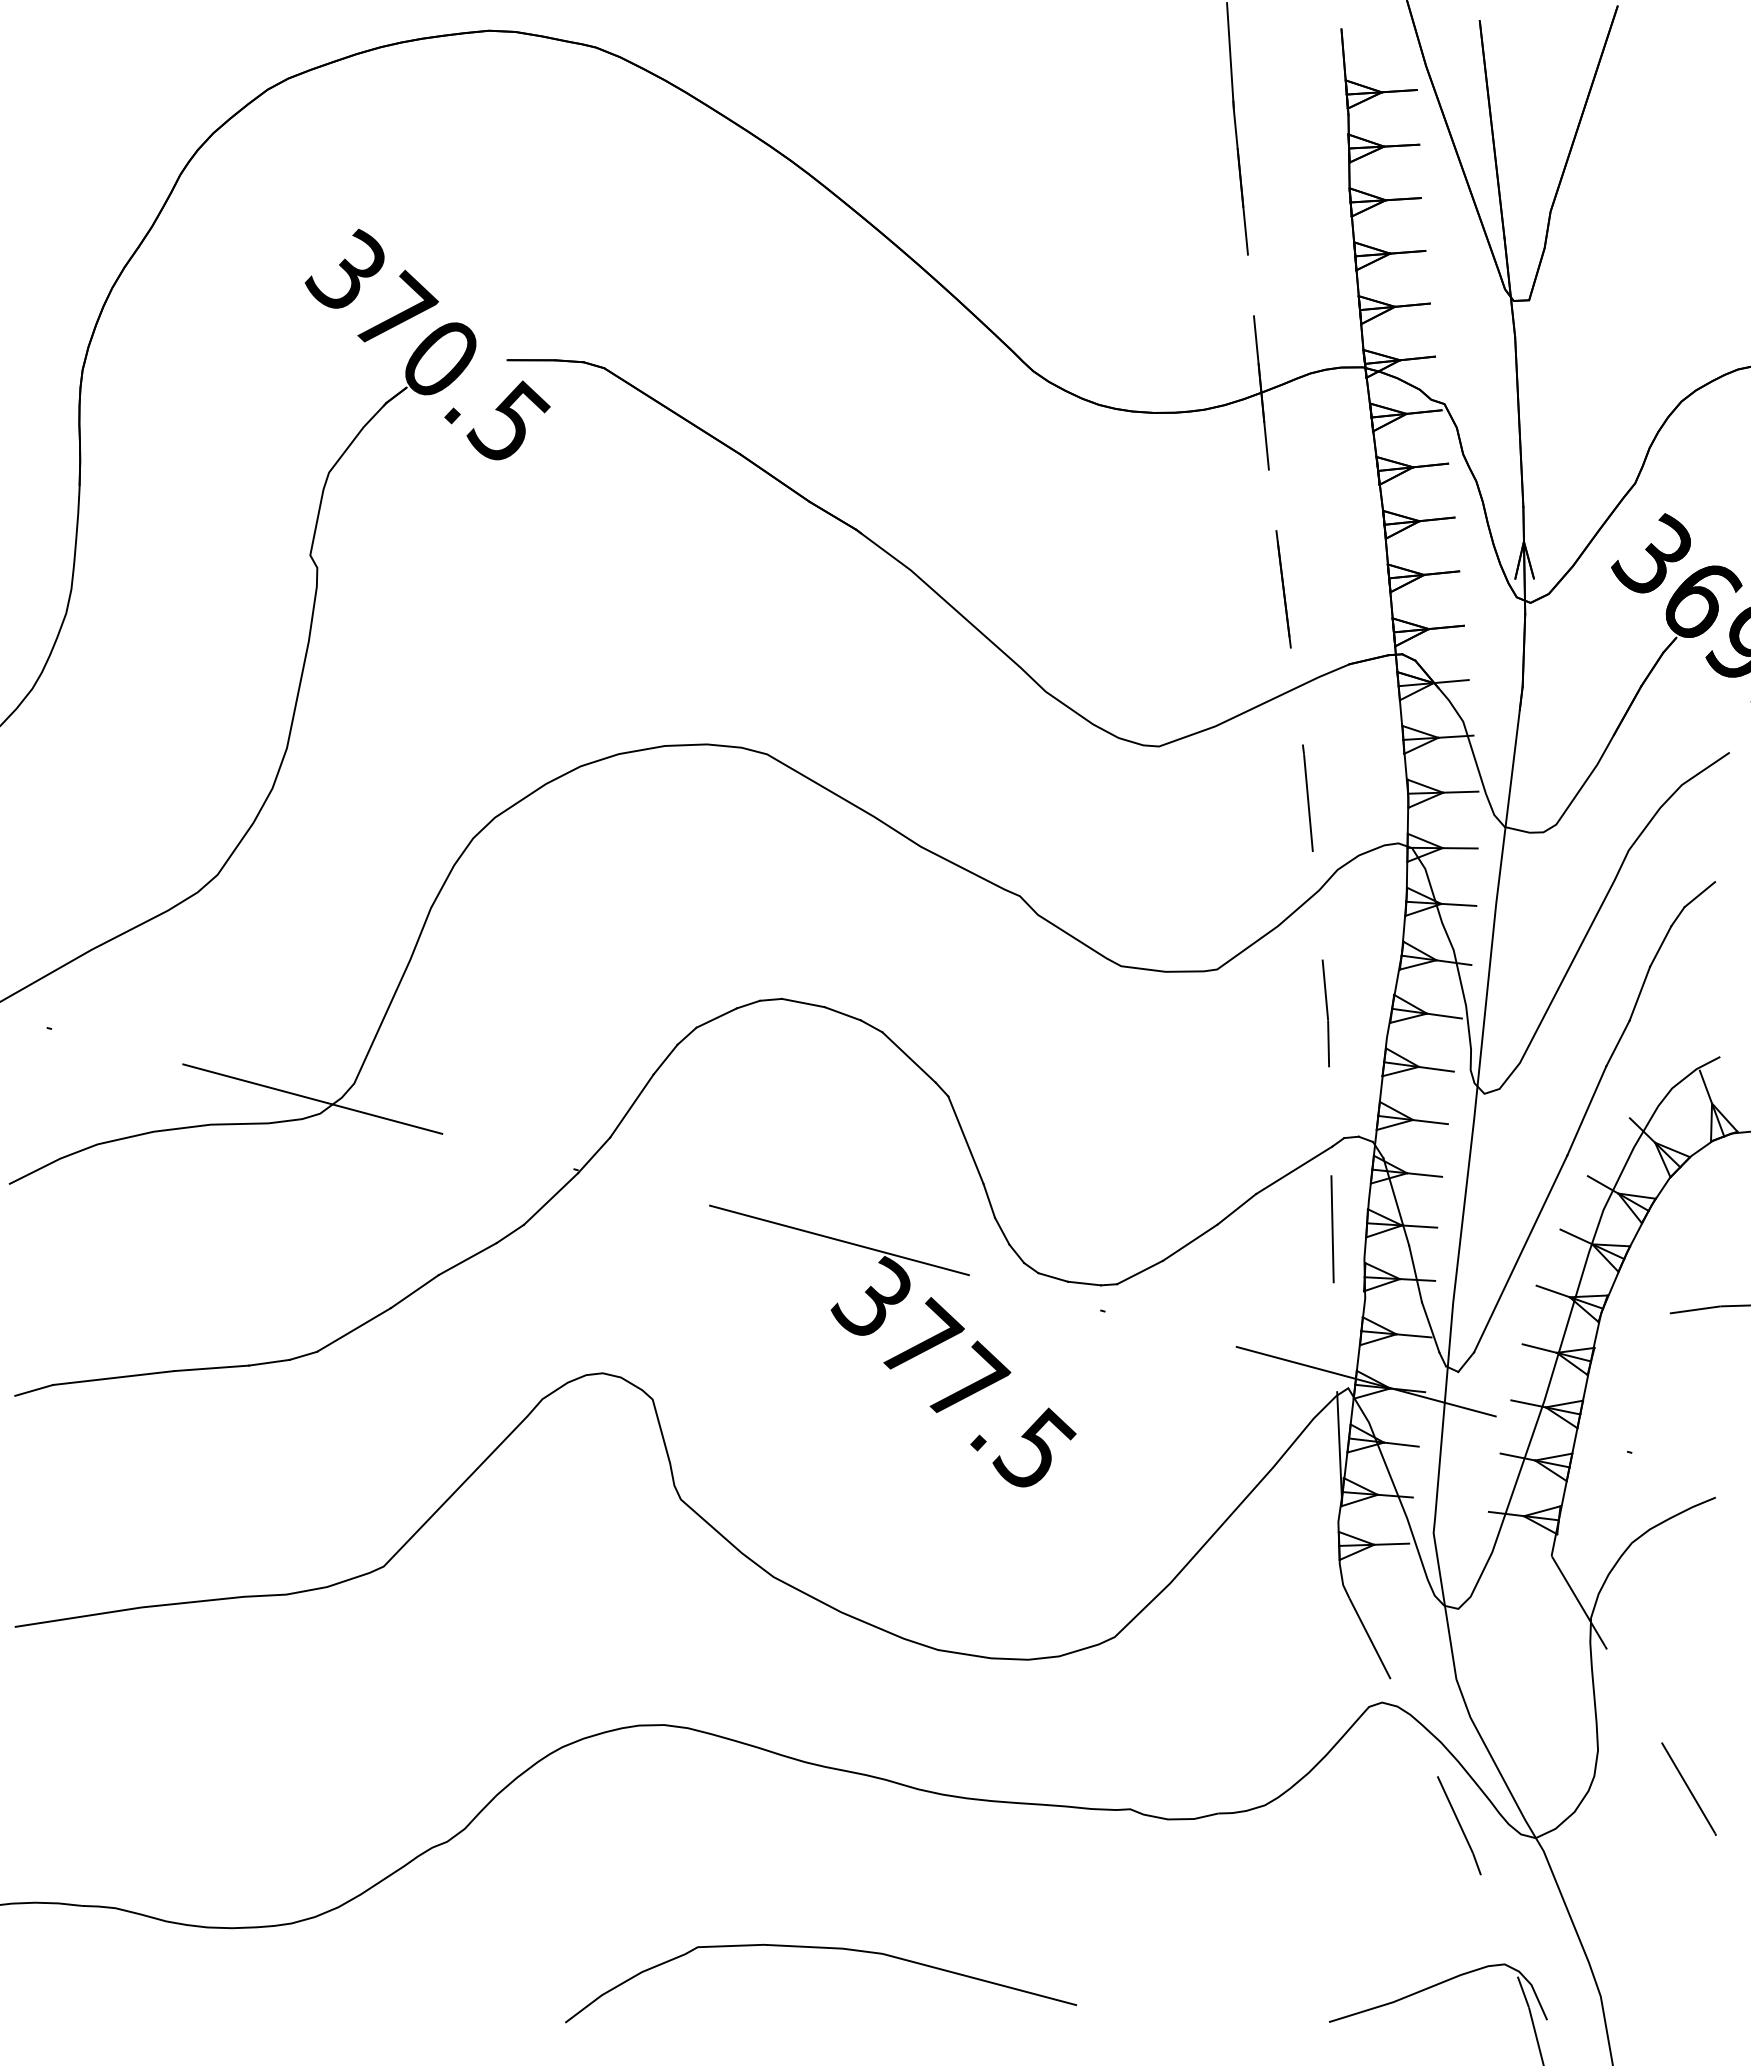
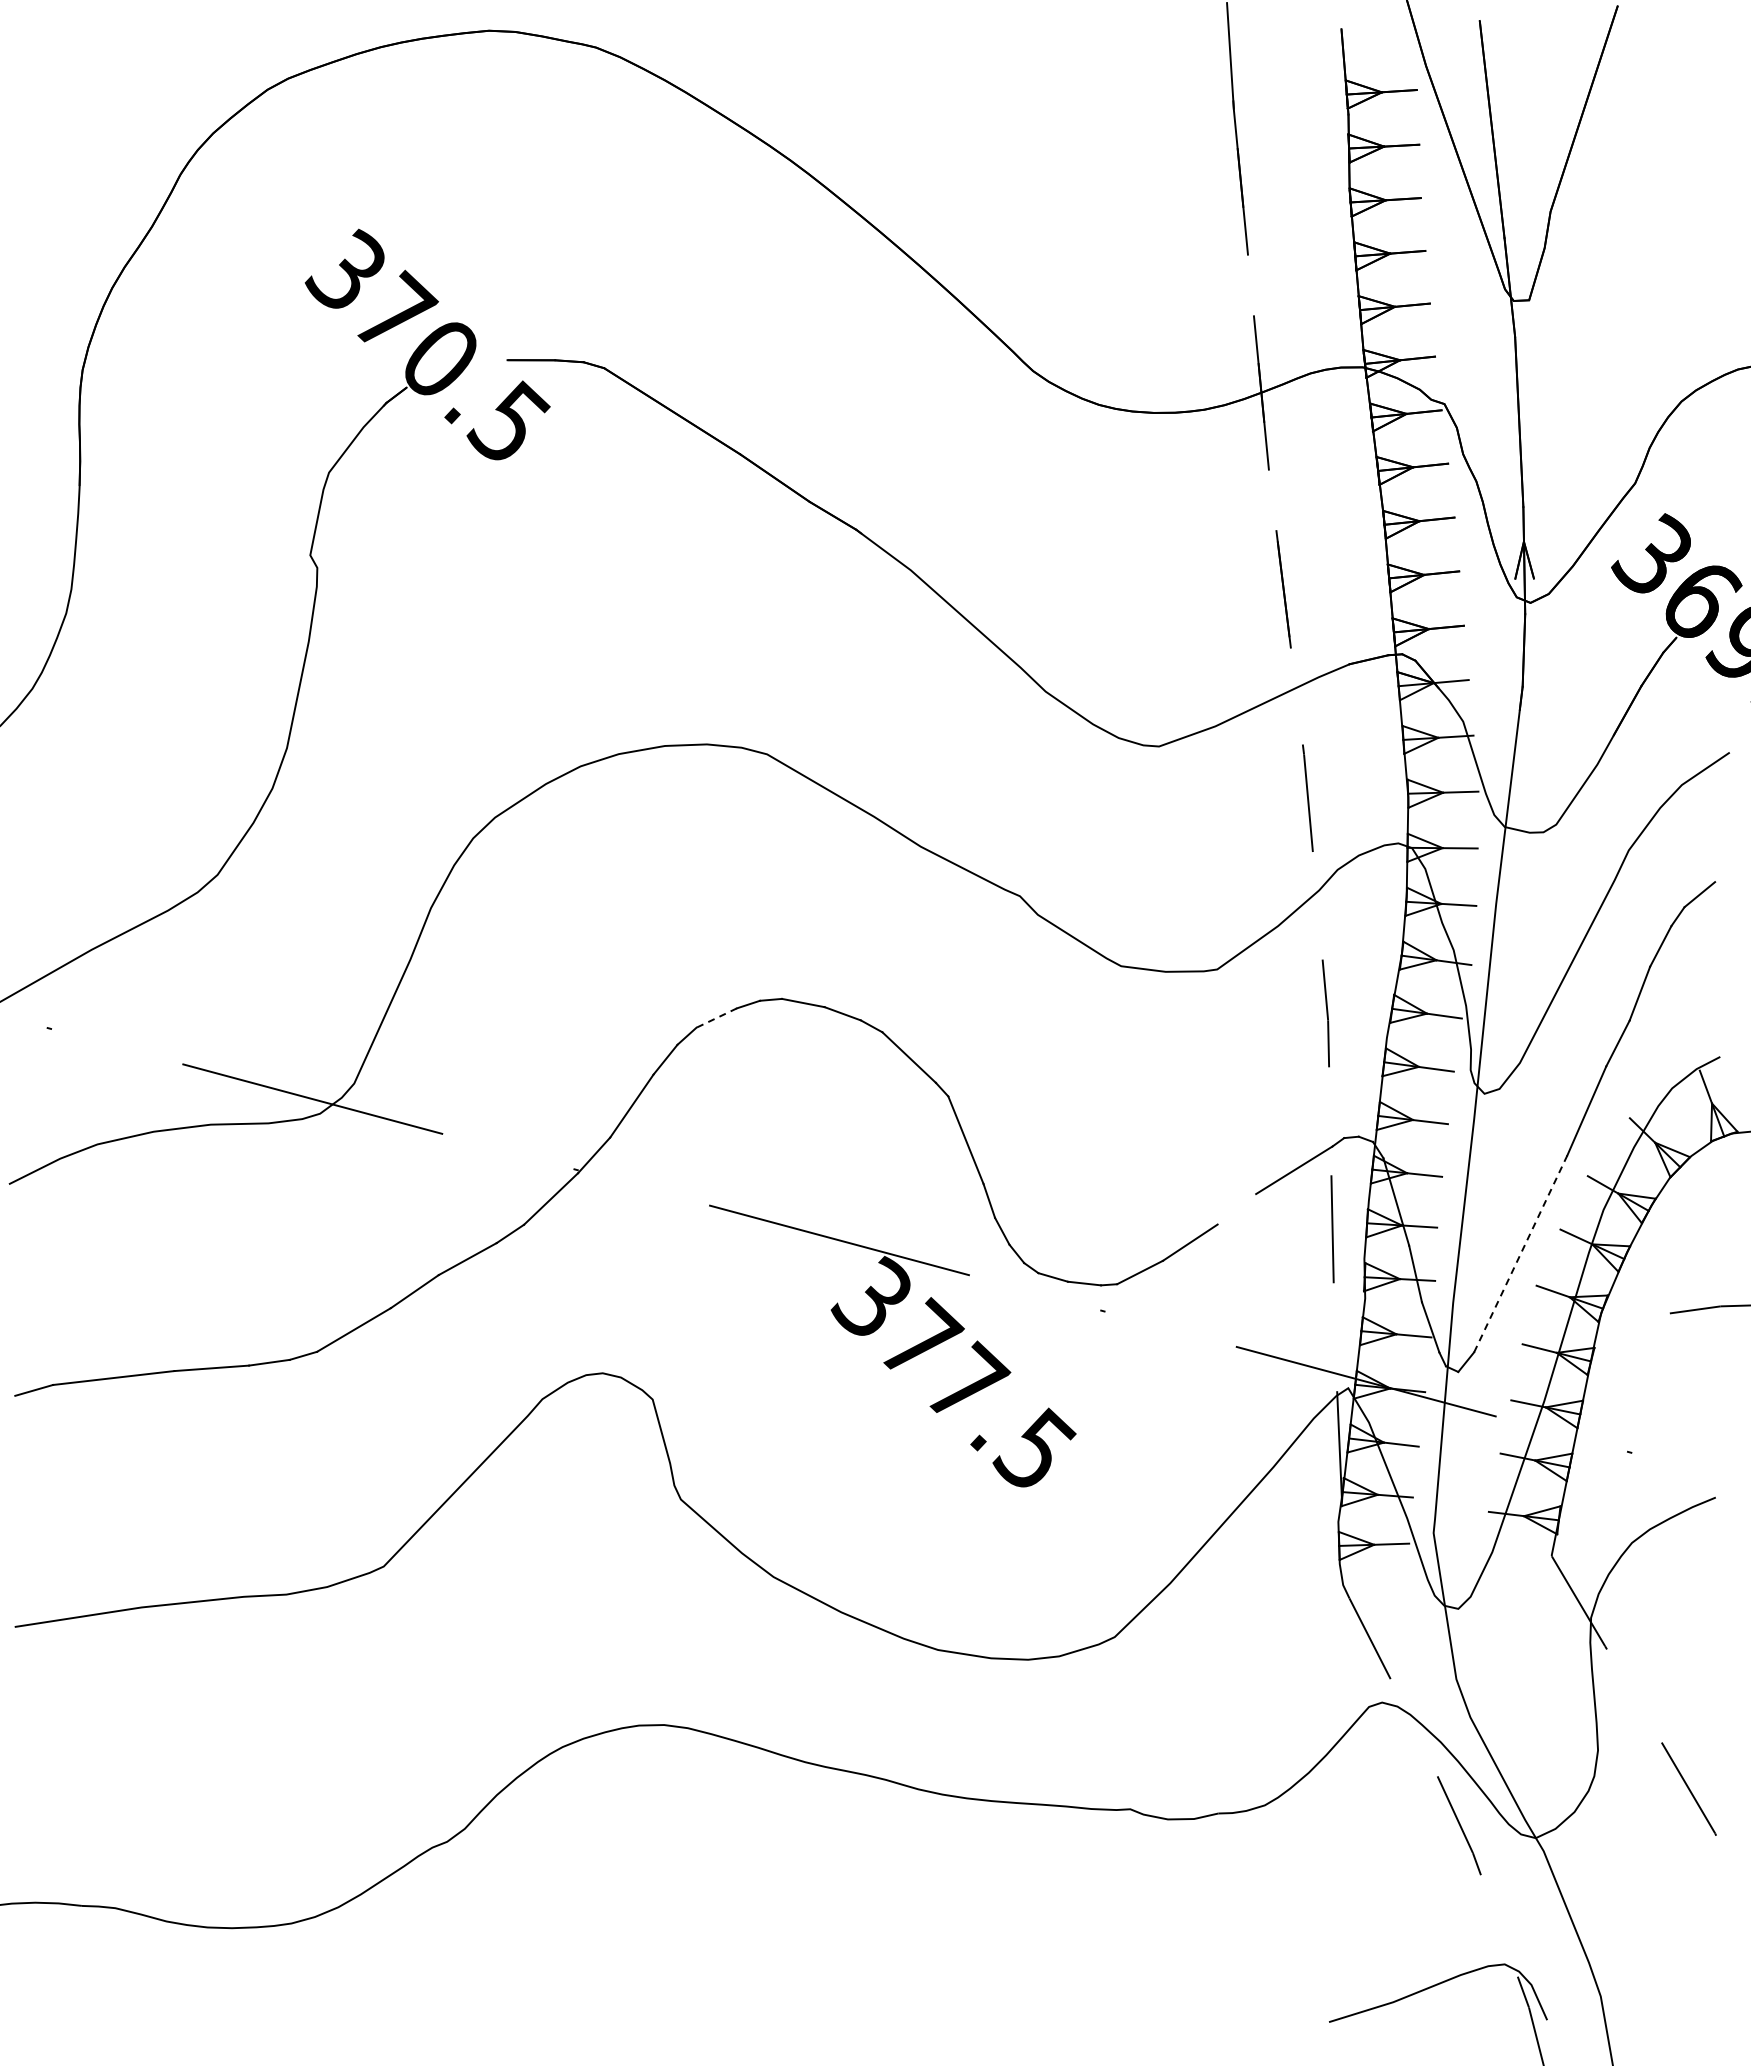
line: solid -> dashed (716, 1018)
line: present -> none (1236, 1209)
line: solid -> dashed (1520, 1253)
curve: present -> none (821, 1948)
